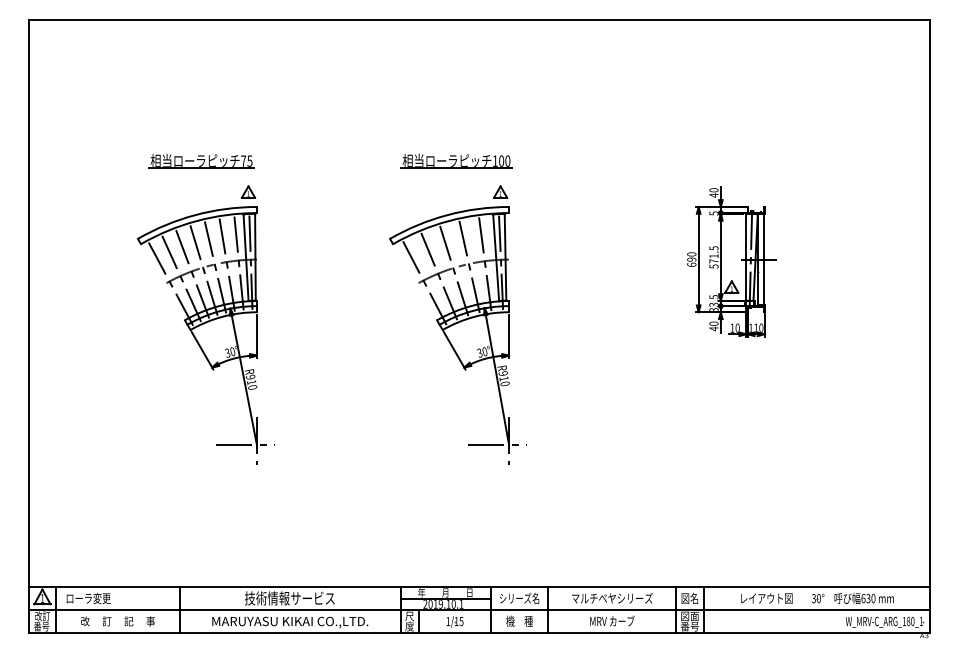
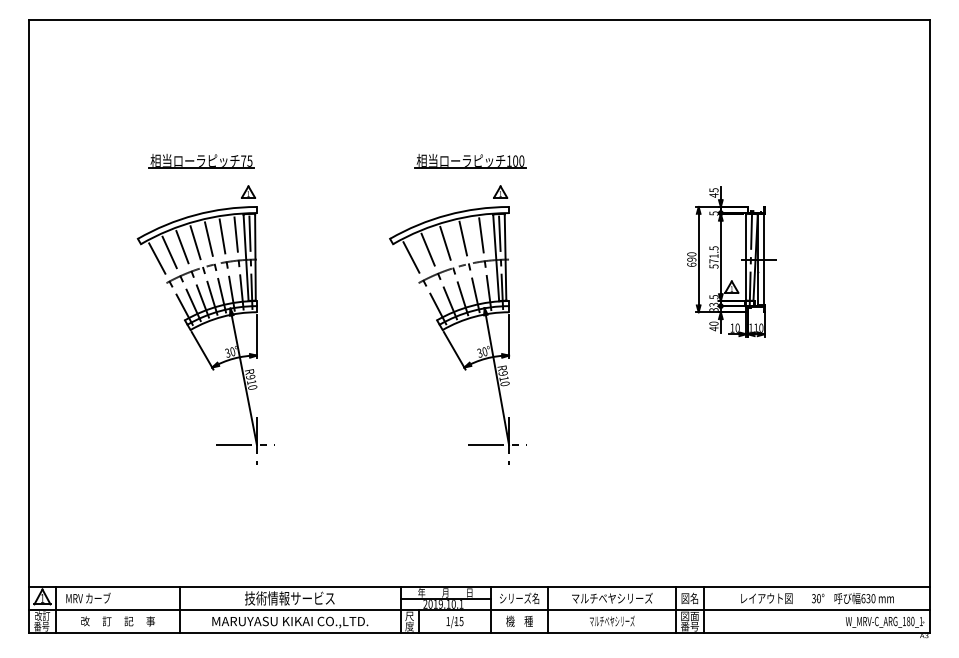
part position: (456, 161) -> (470, 161) (470, 161)
text: 40 -> 45 (713, 190)
text: ローラ変更 -> MRV カーブ (88, 598)
text: MRV カーブ -> マルチベヤシリーズ (612, 620)
